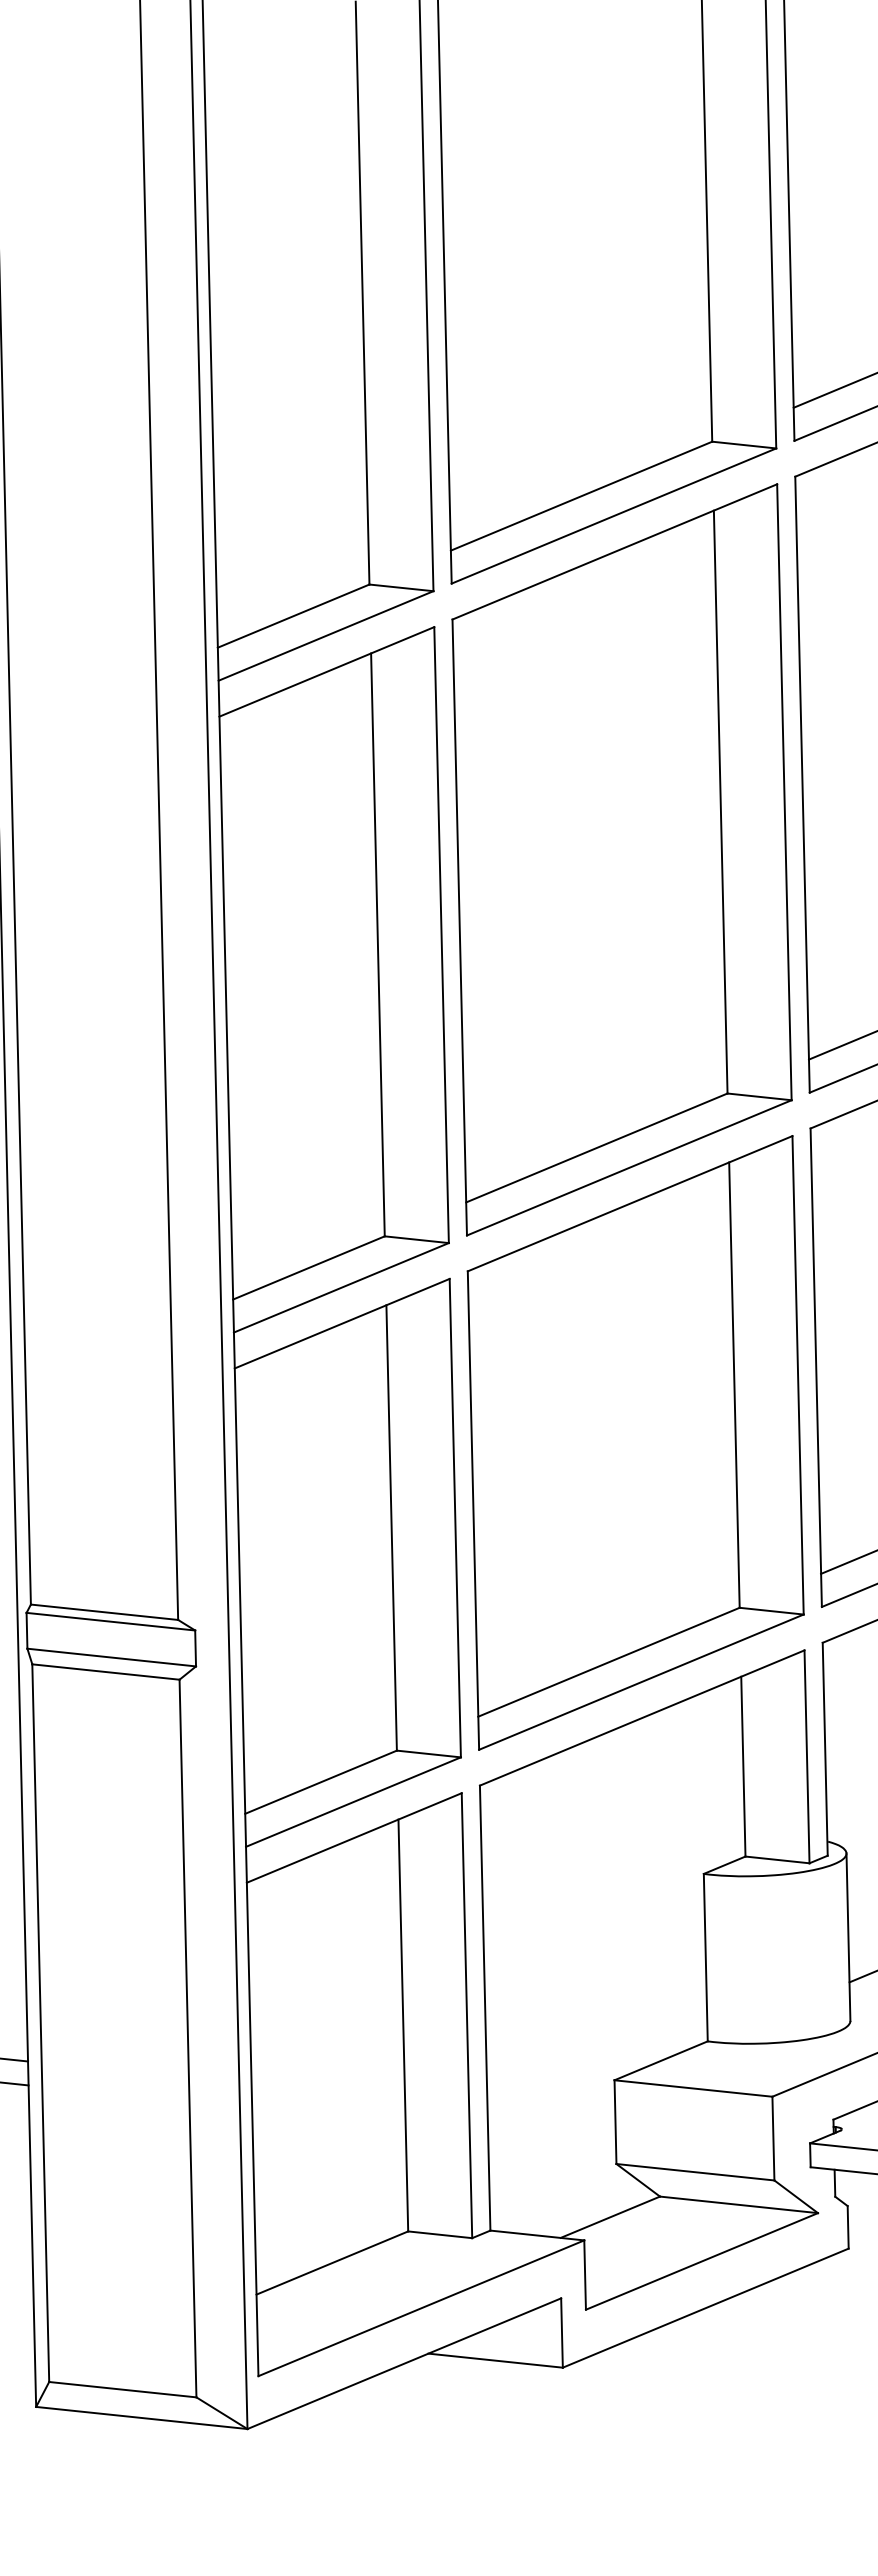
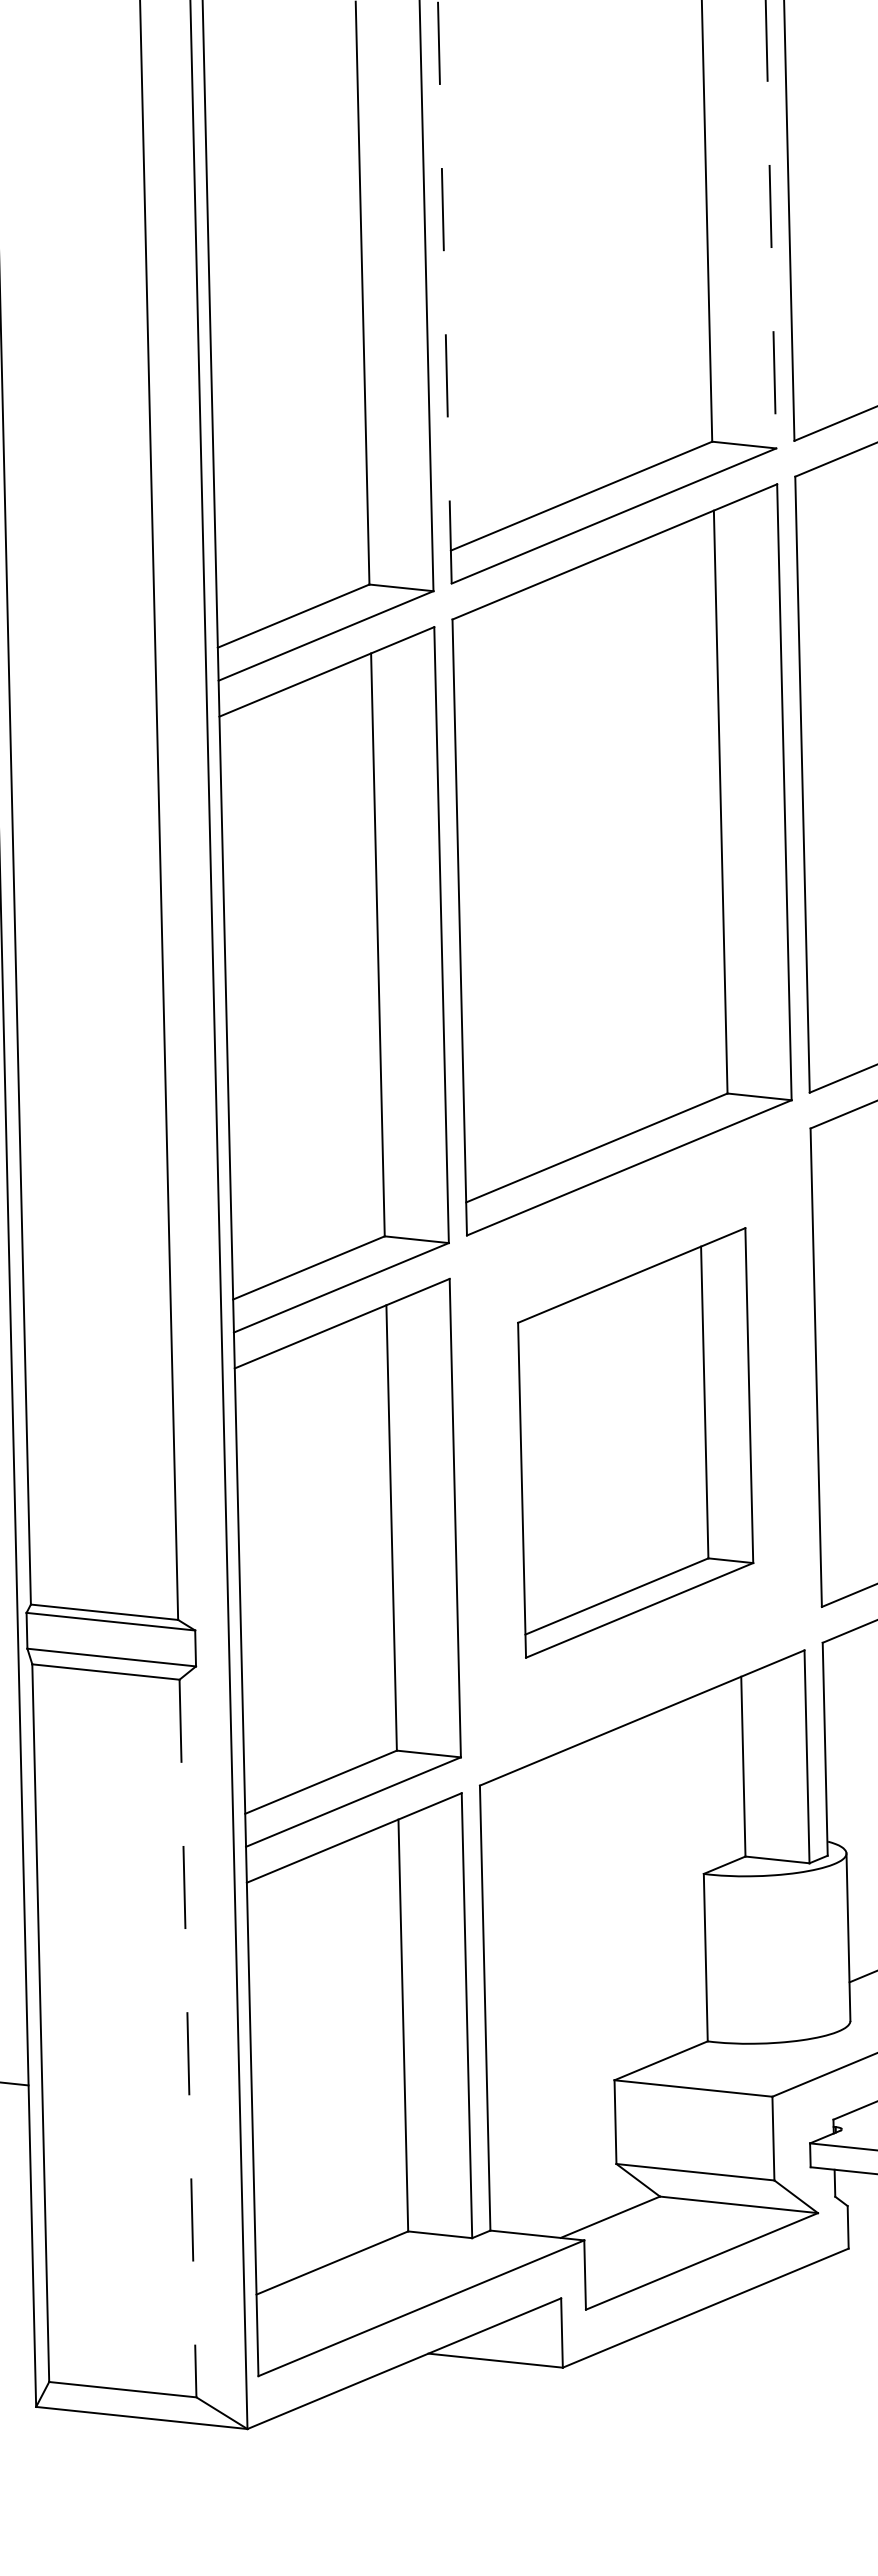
line: solid -> dashed (771, 224)
line: solid -> dashed (444, 292)
line: present -> none (833, 390)
line: present -> none (841, 1045)
part size: 339x616 px -> 238x432 px (635, 1442)
line: present -> none (847, 1562)
line: solid -> dashed (188, 2038)
line: present -> none (15, 2059)
